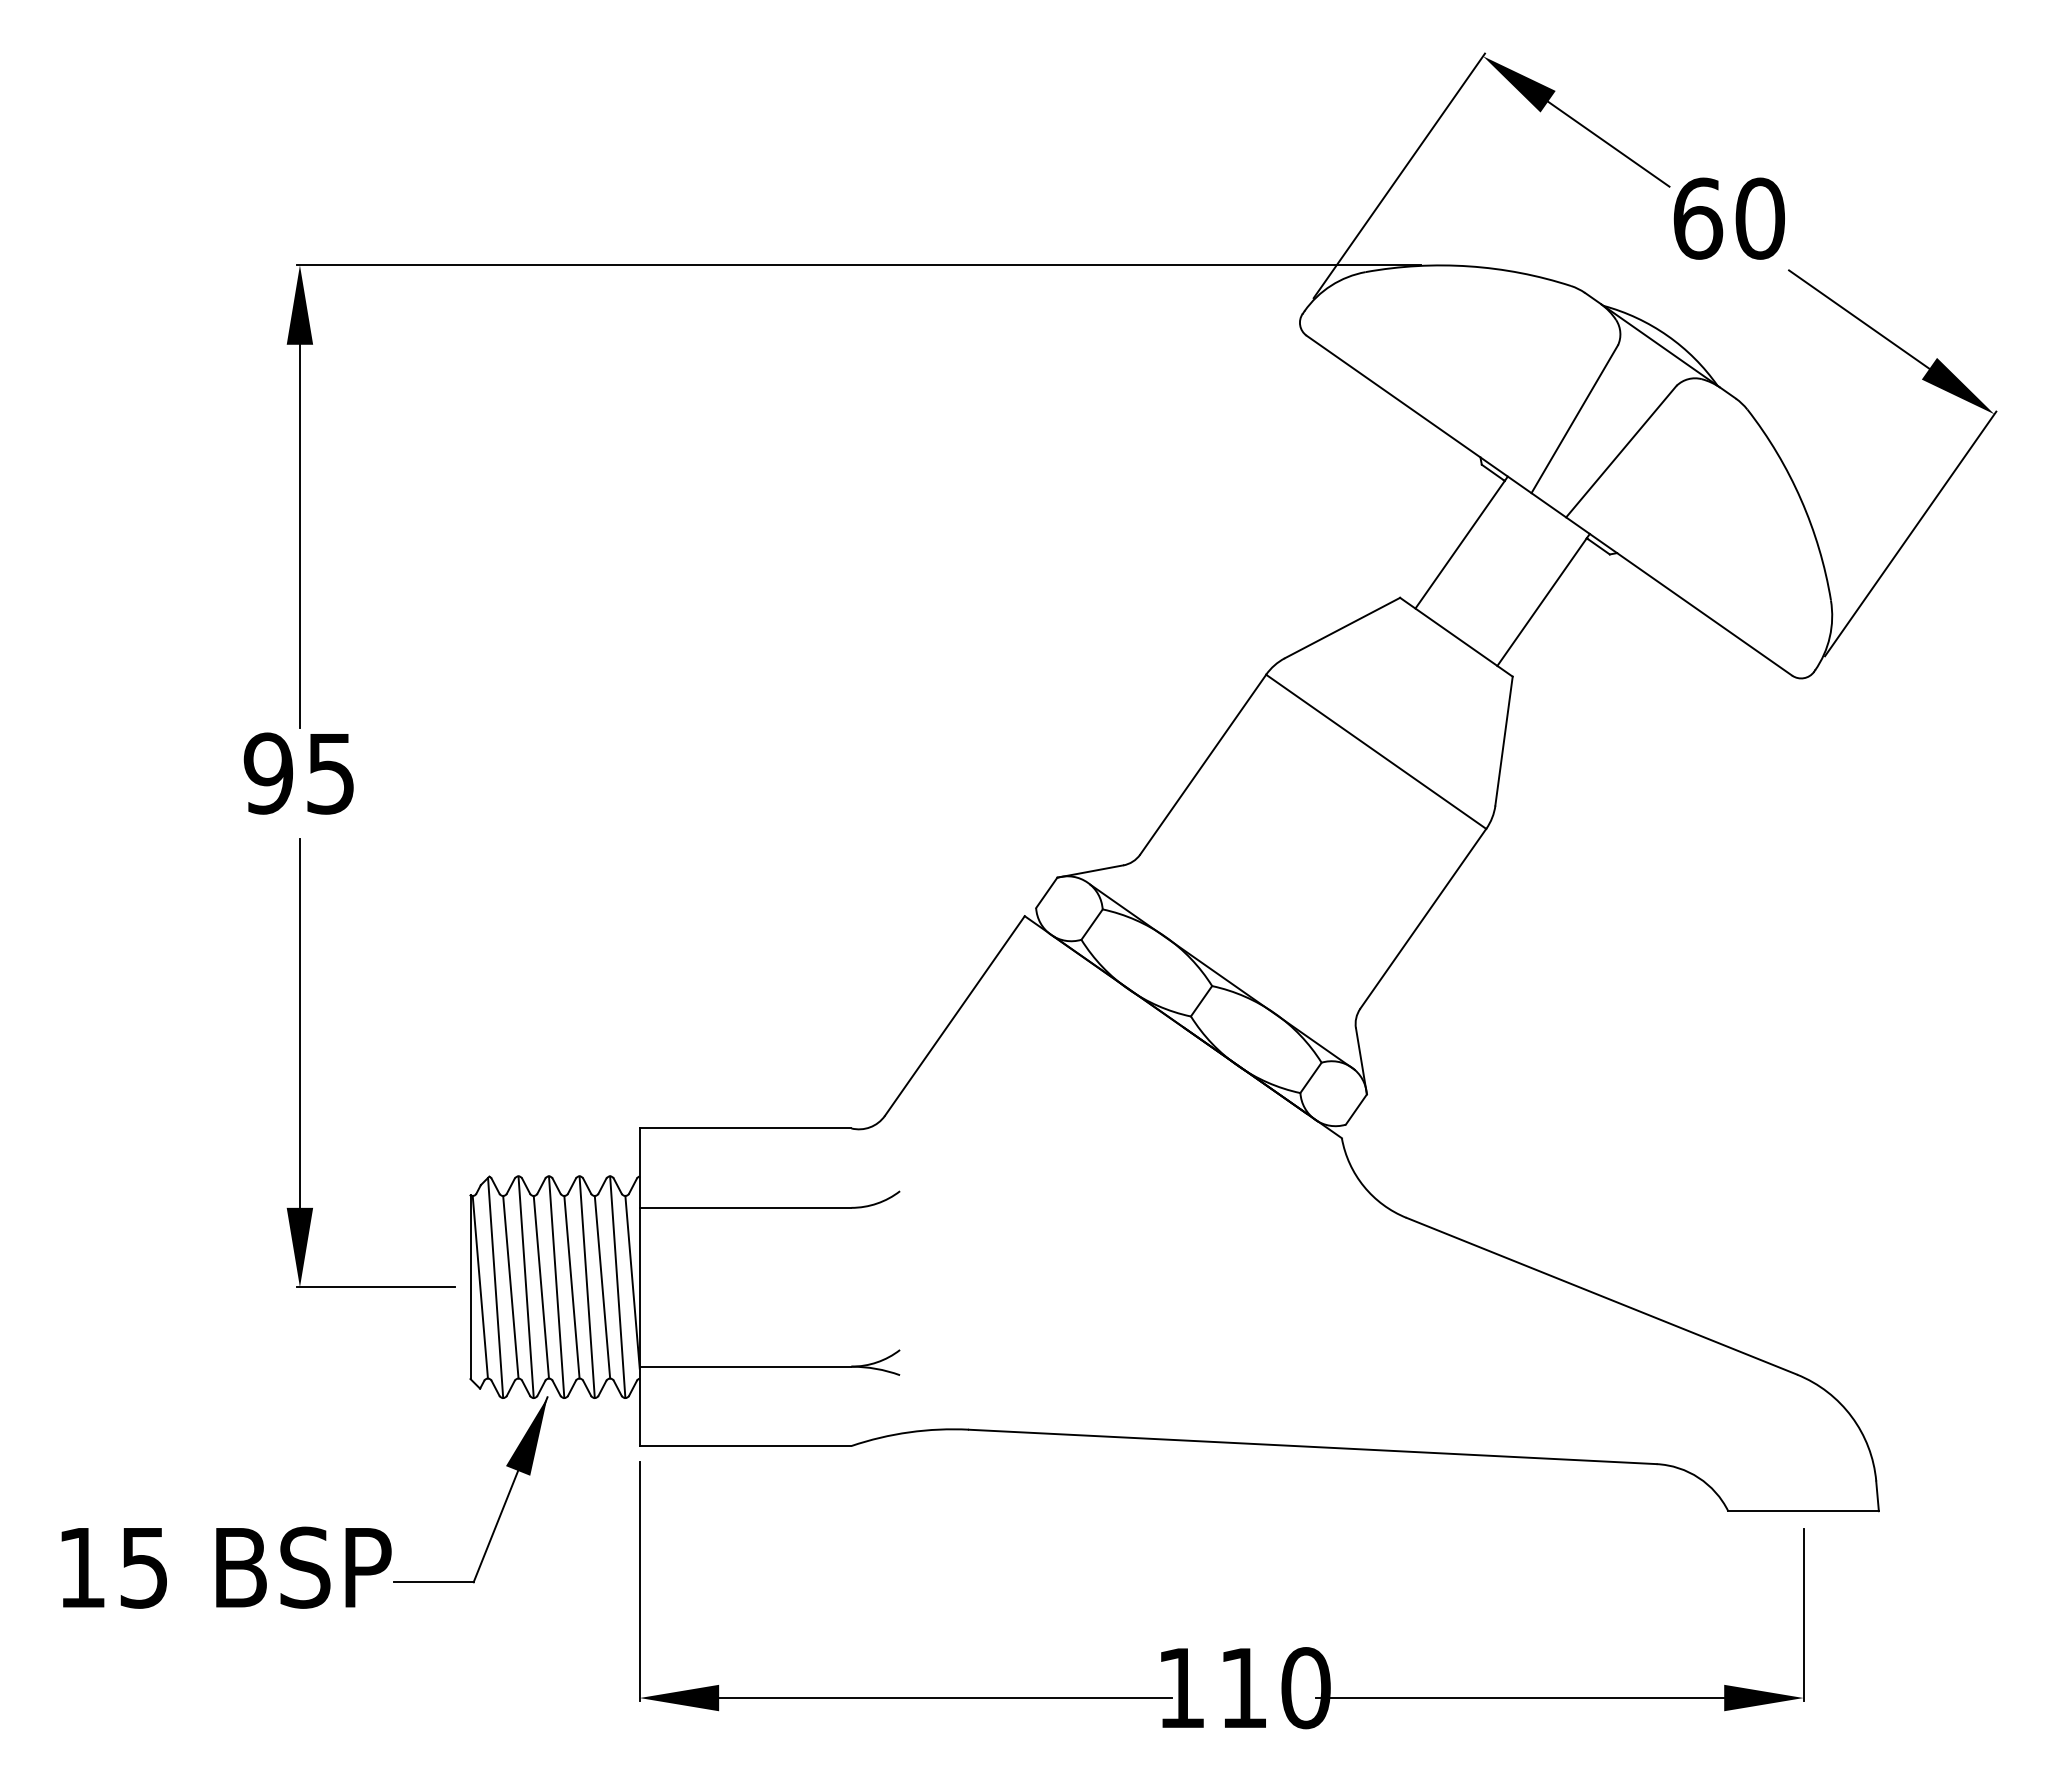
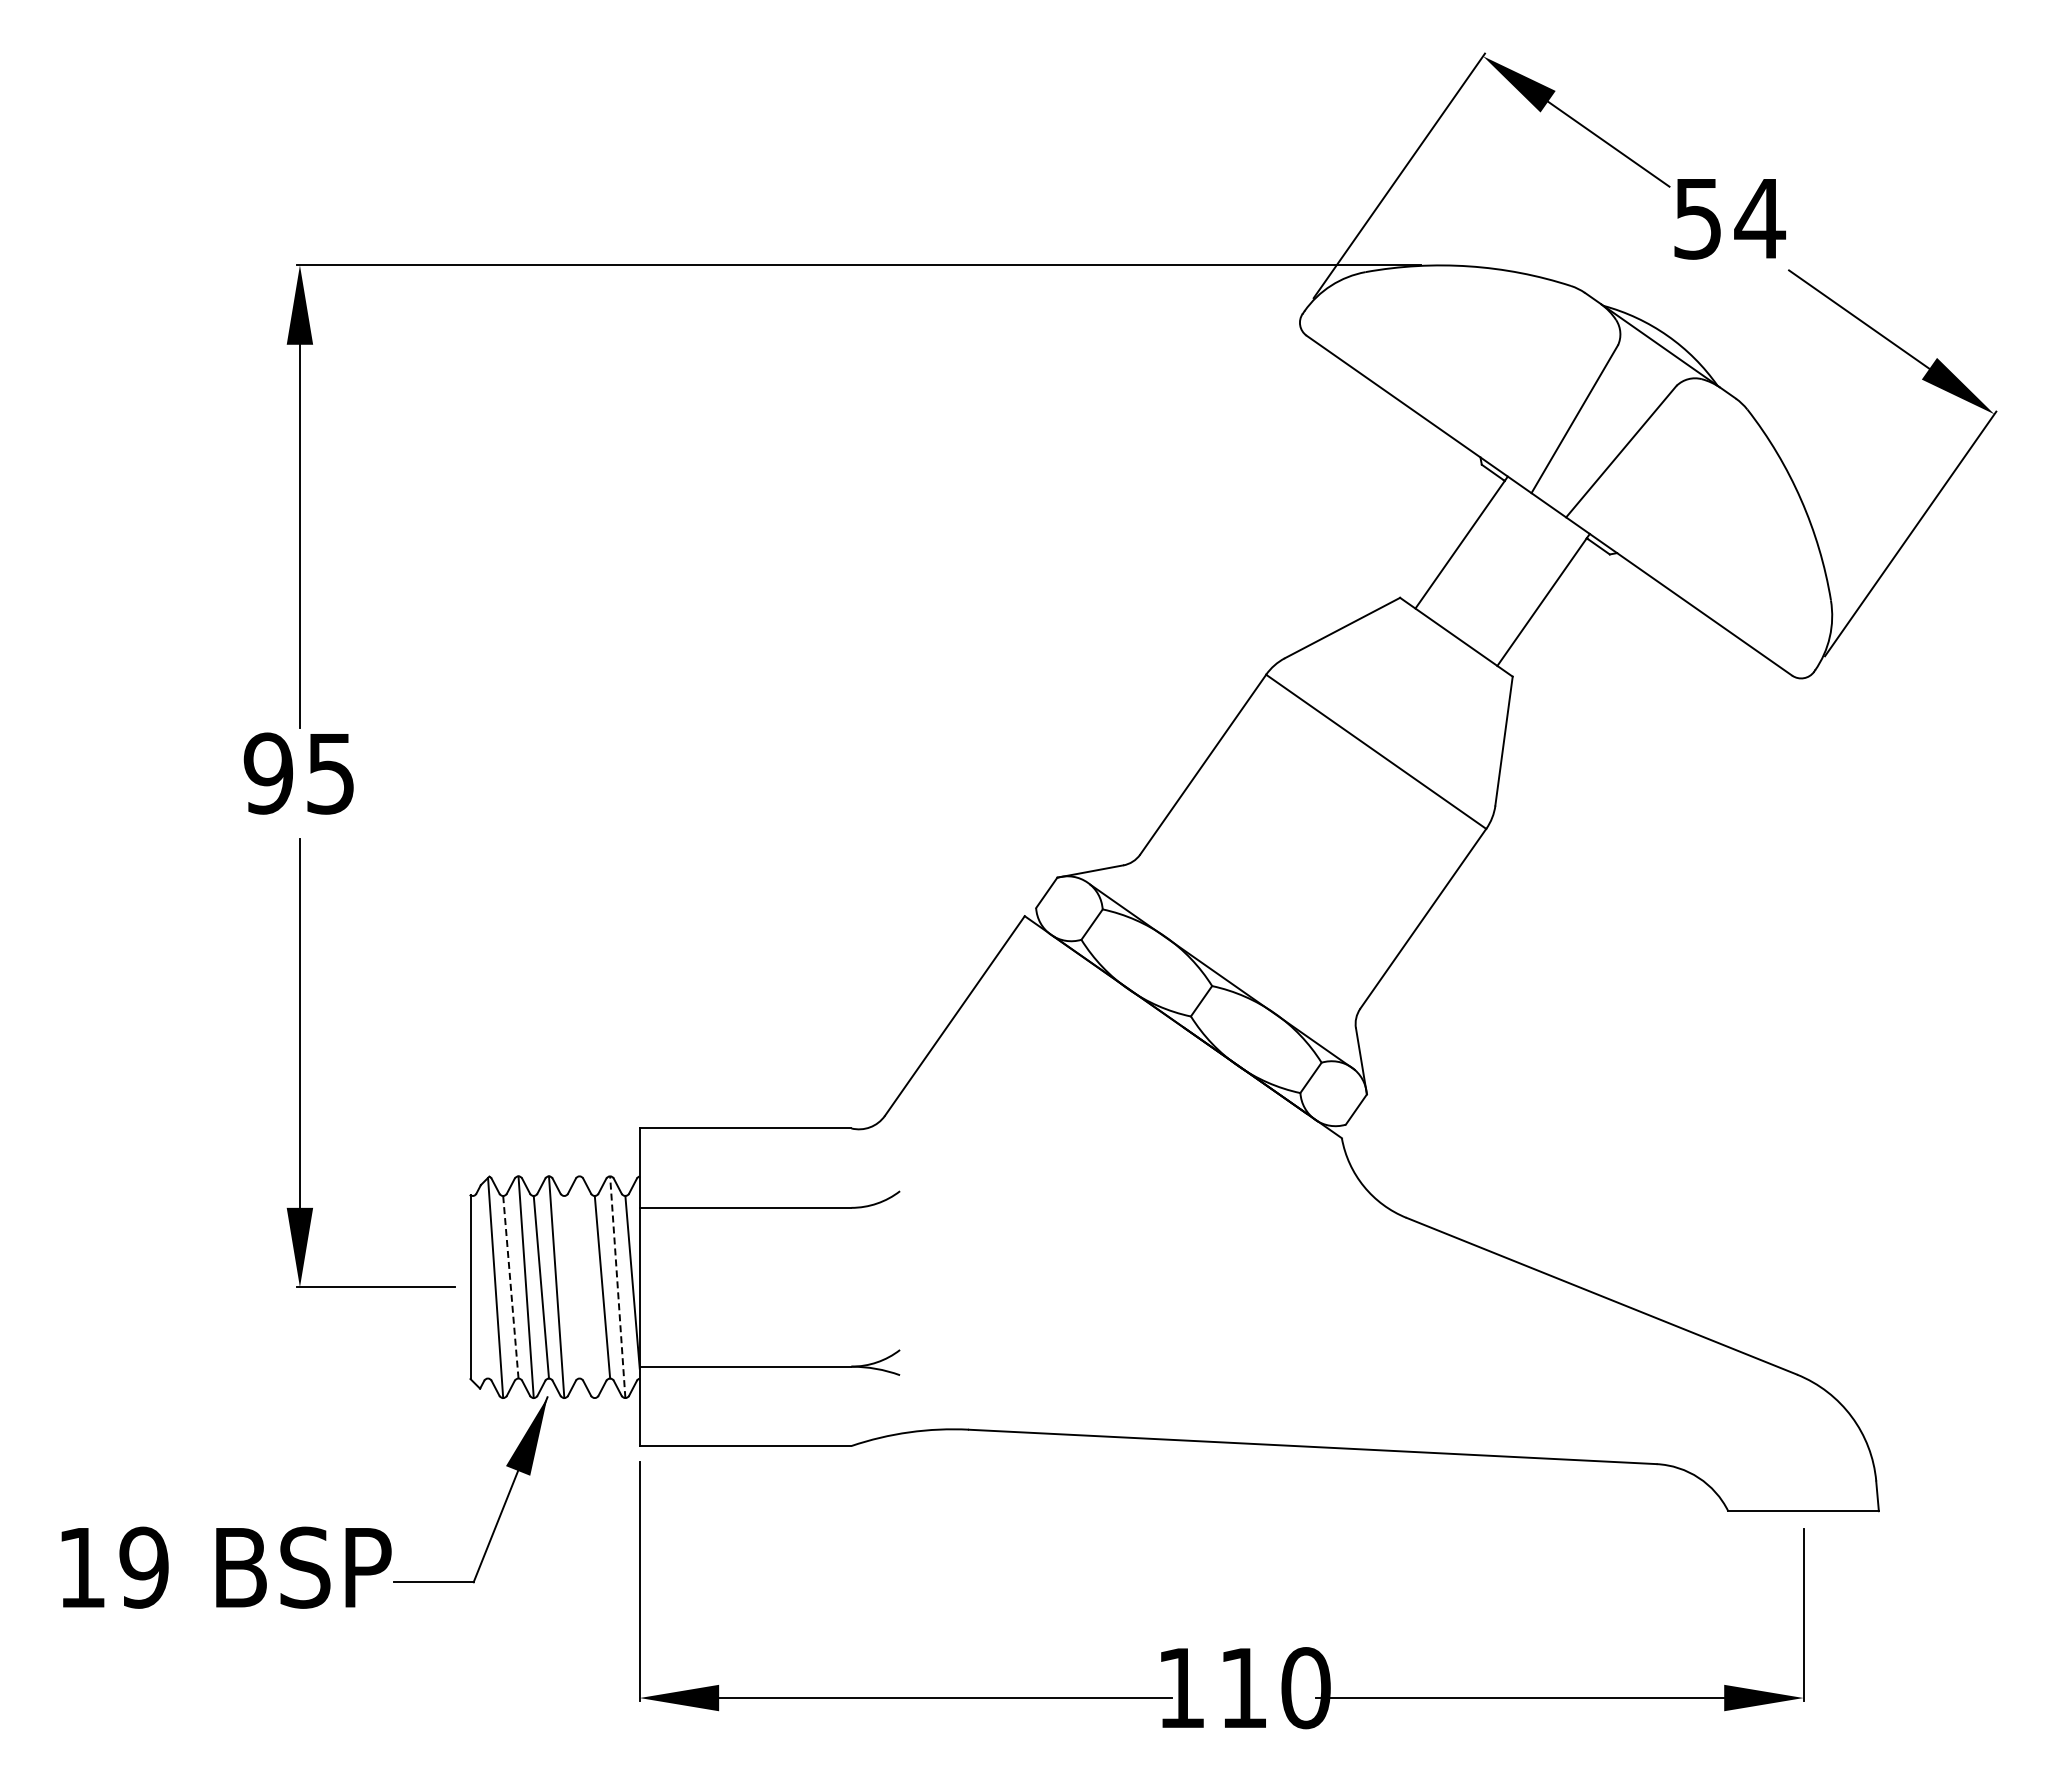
text: 60 -> 54 (1729, 218)
line: present -> none (479, 1286)
line: present -> none (571, 1286)
line: solid -> dashed (617, 1286)
line: solid -> dashed (510, 1287)
line: present -> none (586, 1287)
text: 15 -> 19 (143, 1567)
